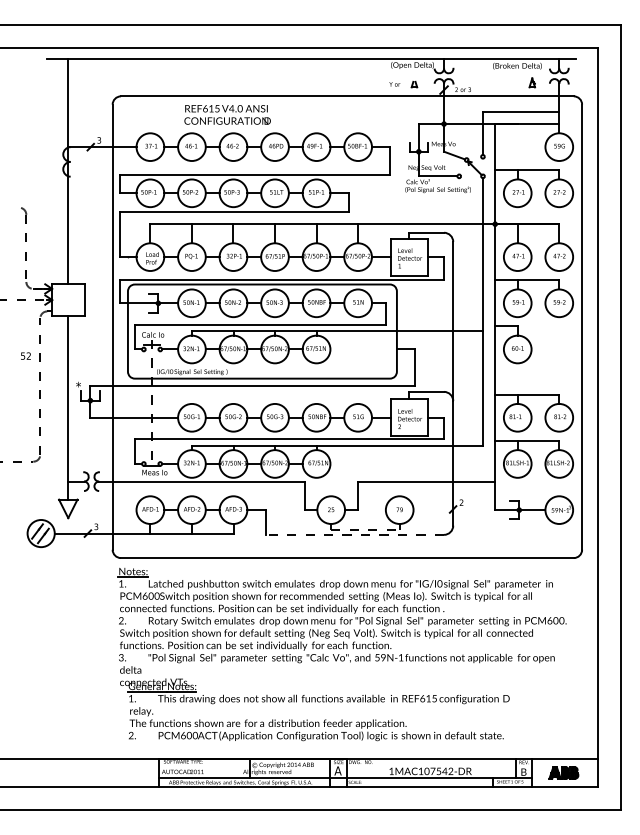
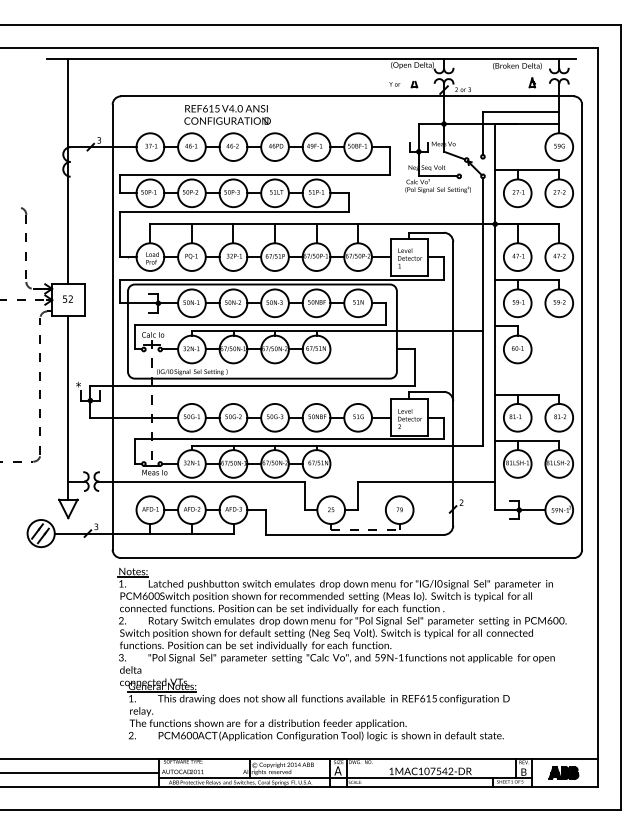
text position: (25, 355) -> (67, 298) (67, 298)
line: dashed -> solid (354, 534)
line: none -> present (80, 773)
